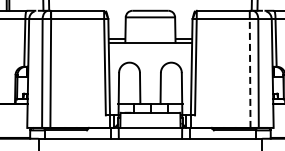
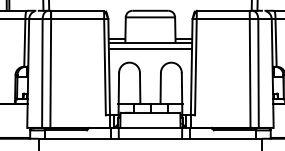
line: none -> present (150, 49)
line: dashed -> solid (250, 72)
